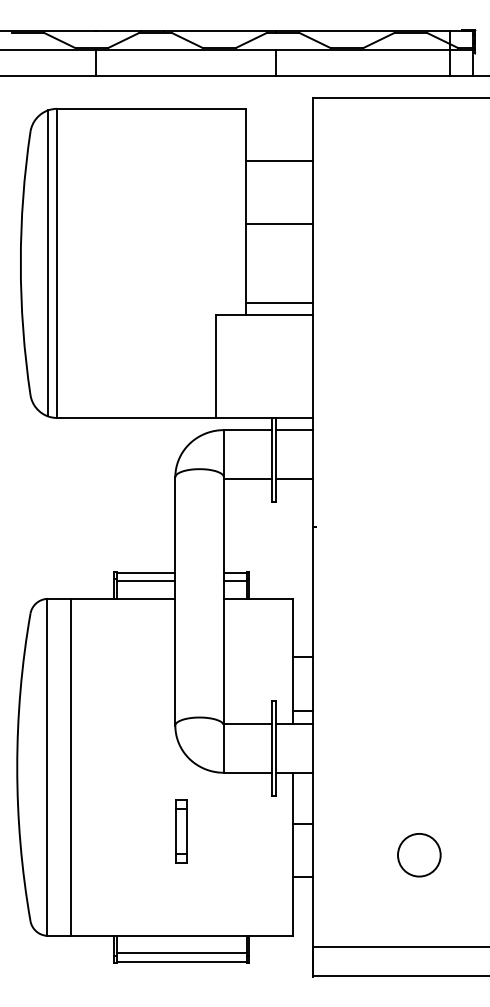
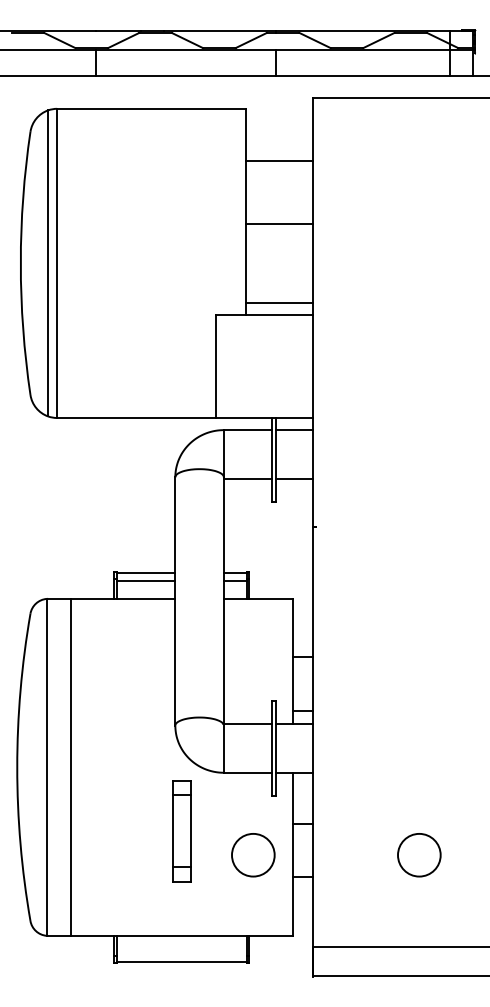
part size: 13x65 px -> 20x103 px (181, 831)
circle: none -> present (253, 855)
line: present -> none (181, 953)
